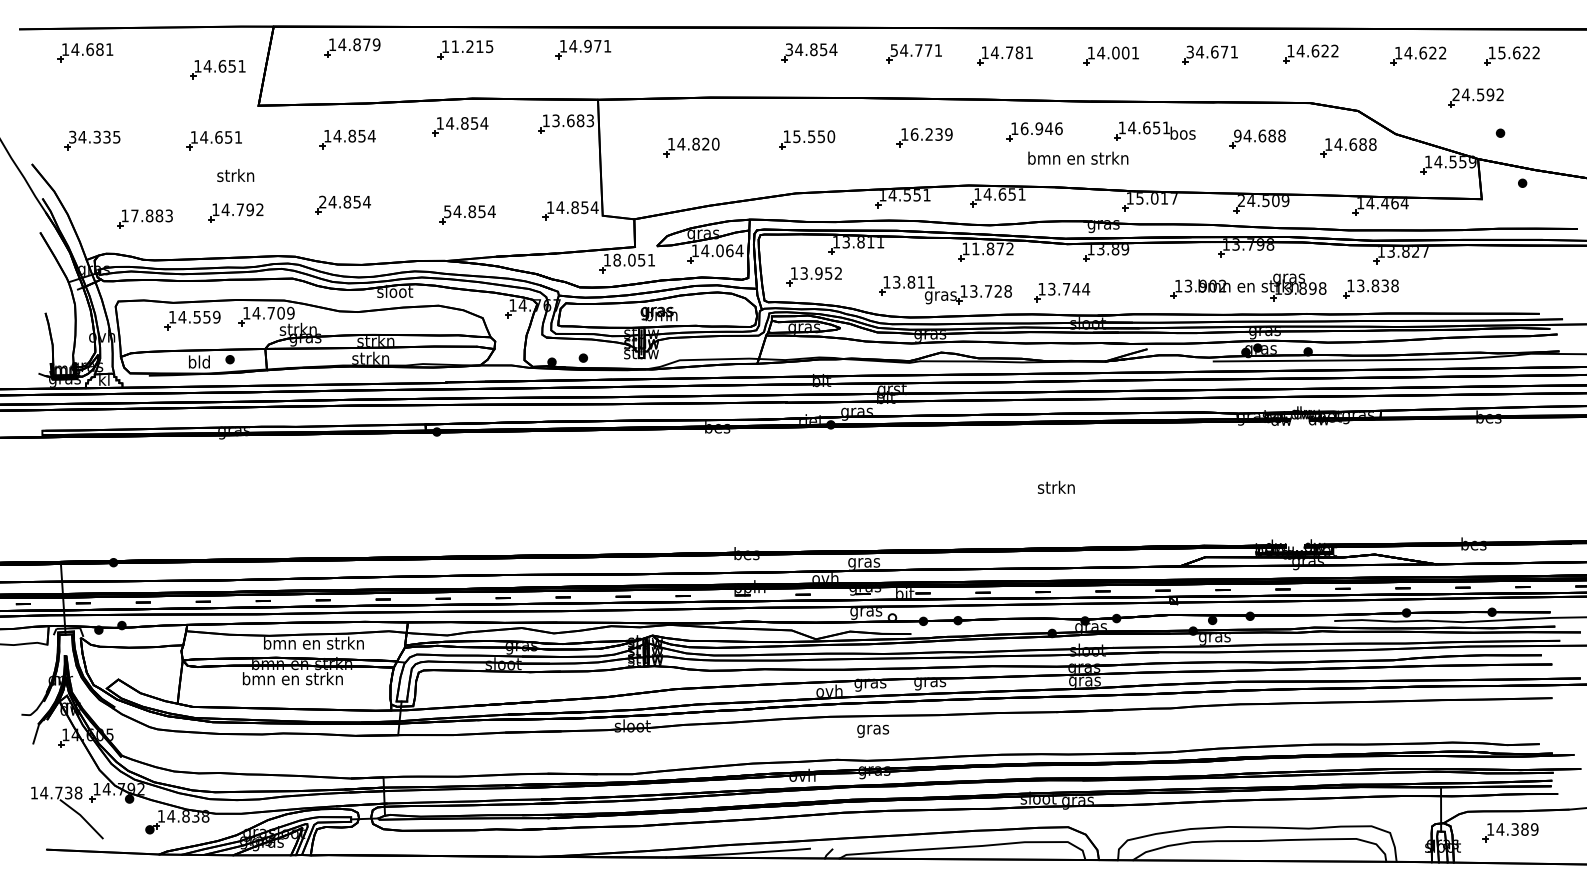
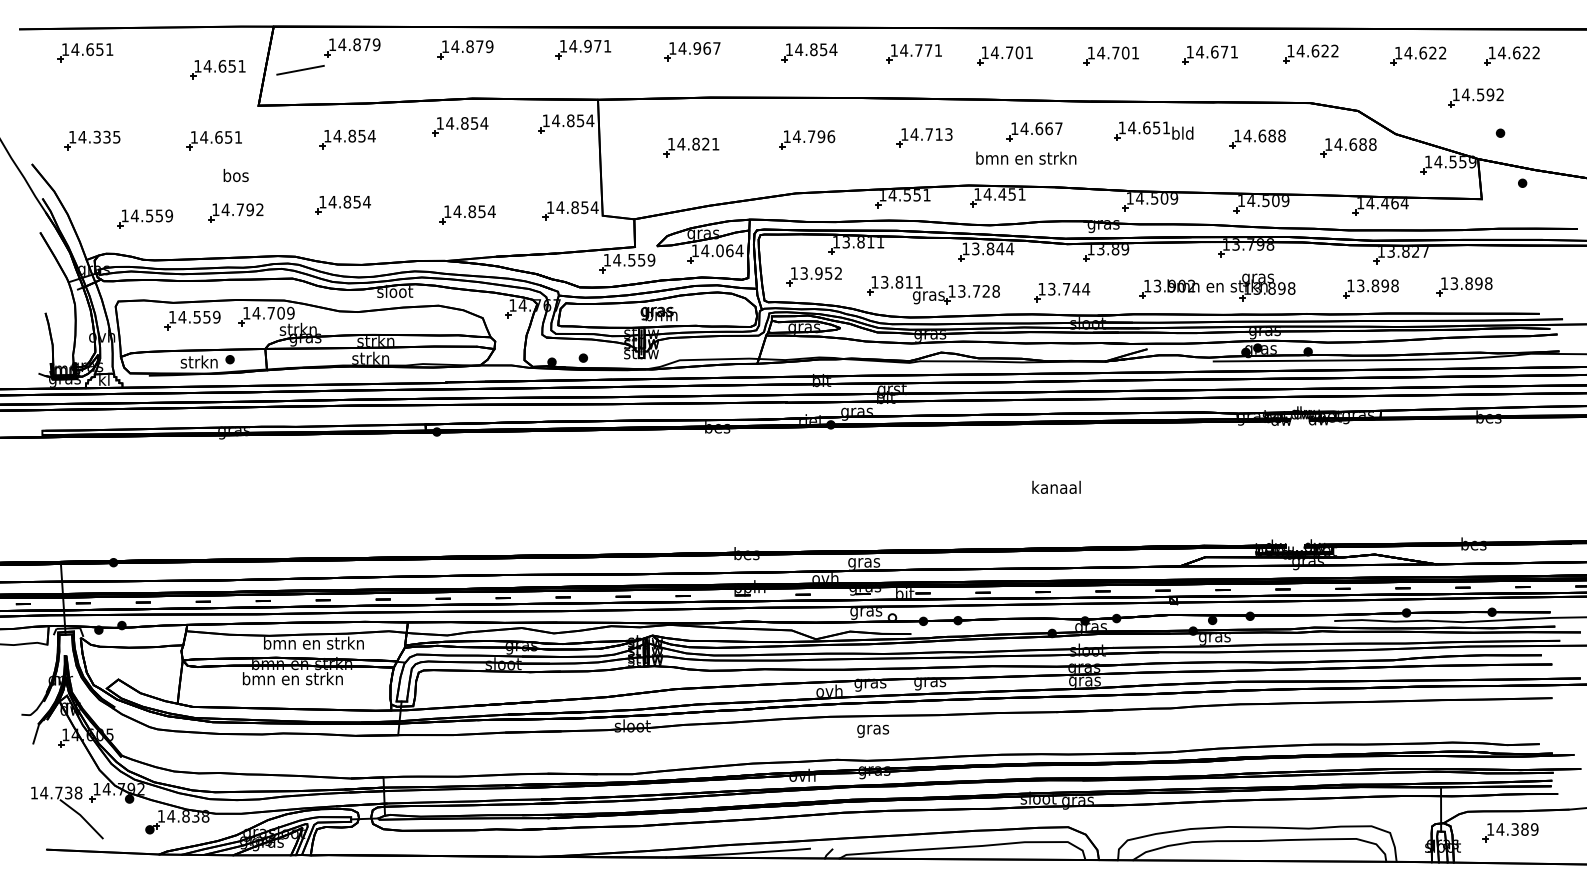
text: 11.215 -> 14.879 (472, 46)
text: 14.681 -> 14.651 (99, 49)
text: 34.854 -> 14.854 (788, 49)
text: 54.771 -> 14.771 (893, 50)
part: none -> present (692, 51)
text: 34.671 -> 14.671 (1189, 51)
text: 14.781 -> 14.701 (1019, 52)
text: 14.001 -> 14.701 (1115, 52)
text: 15.622 -> 14.622 (1501, 52)
line: none -> present (300, 69)
text: 24.592 -> 14.592 (1455, 94)
text: 13.683 -> 14.854 (573, 120)
text: 16.946 -> 14.667 (1041, 128)
text: bos -> bld (1182, 132)
text: 16.239 -> 14.713 (931, 134)
text: 94.688 -> 14.688 (1237, 135)
text: 34.335 -> 14.335 (72, 136)
text: 15.550 -> 14.796 (813, 136)
text: 14.820 -> 14.821 (715, 143)
text position: (1078, 157) -> (1026, 157) (1026, 157)
text: strkn -> bos (235, 175)
text: 14.651 -> 14.451 (1002, 194)
text: 15.017 -> 14.509 (1157, 198)
text: 24.509 -> 14.509 (1240, 200)
text: 24.854 -> 14.854 (322, 201)
text: 54.854 -> 14.854 (447, 211)
text: 17.883 -> 14.559 (151, 215)
text: 11.872 -> 13.844 (993, 248)
text: 18.051 -> 14.559 (634, 259)
text: 13.838 -> 13.898 (1385, 285)
part: none -> present (1464, 286)
part position: (1248, 287) -> (1217, 287) (1217, 287)
part position: (945, 290) -> (933, 290) (933, 290)
text: bld -> strkn (198, 361)
text: strkn -> kanaal (1056, 486)
